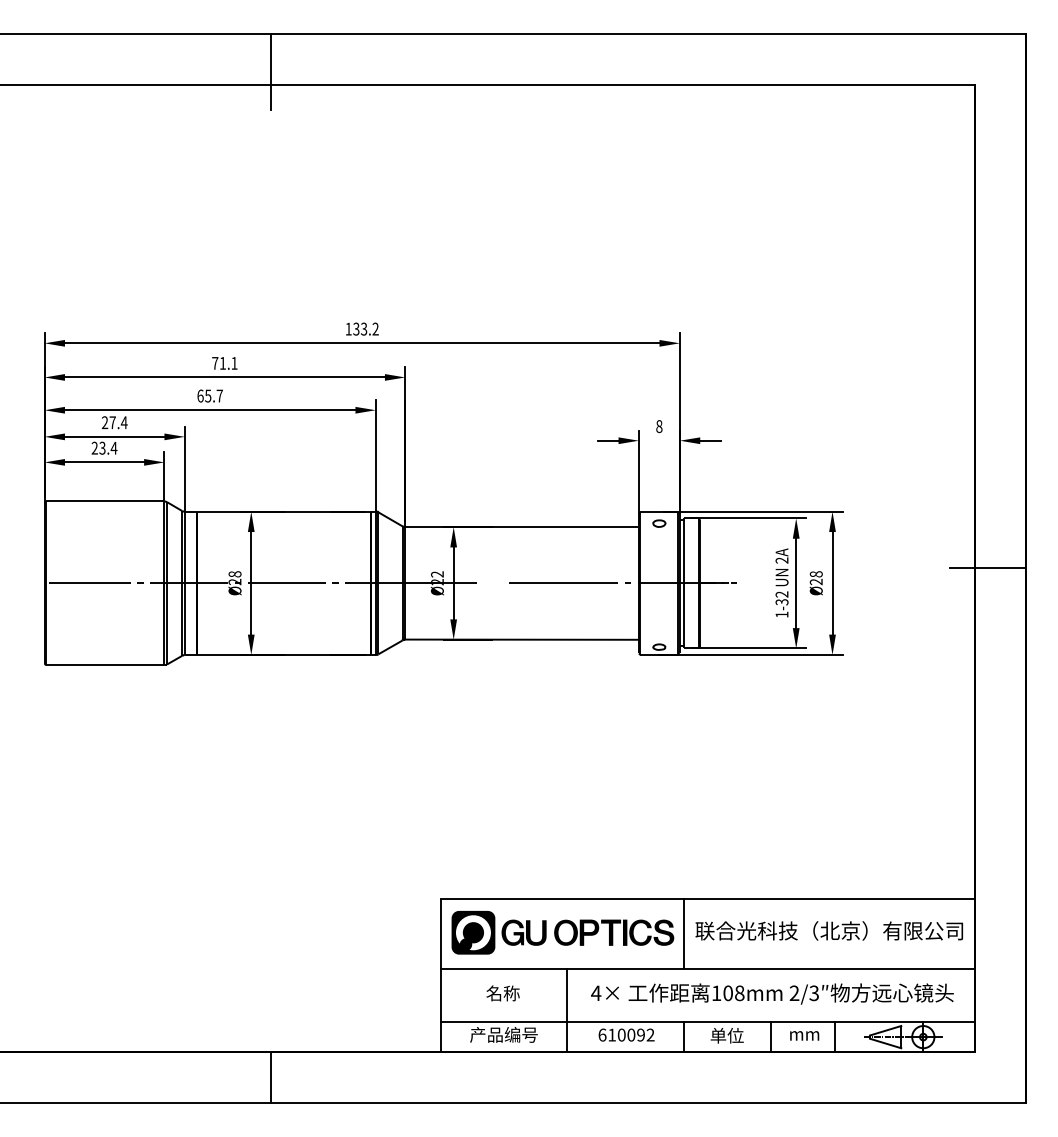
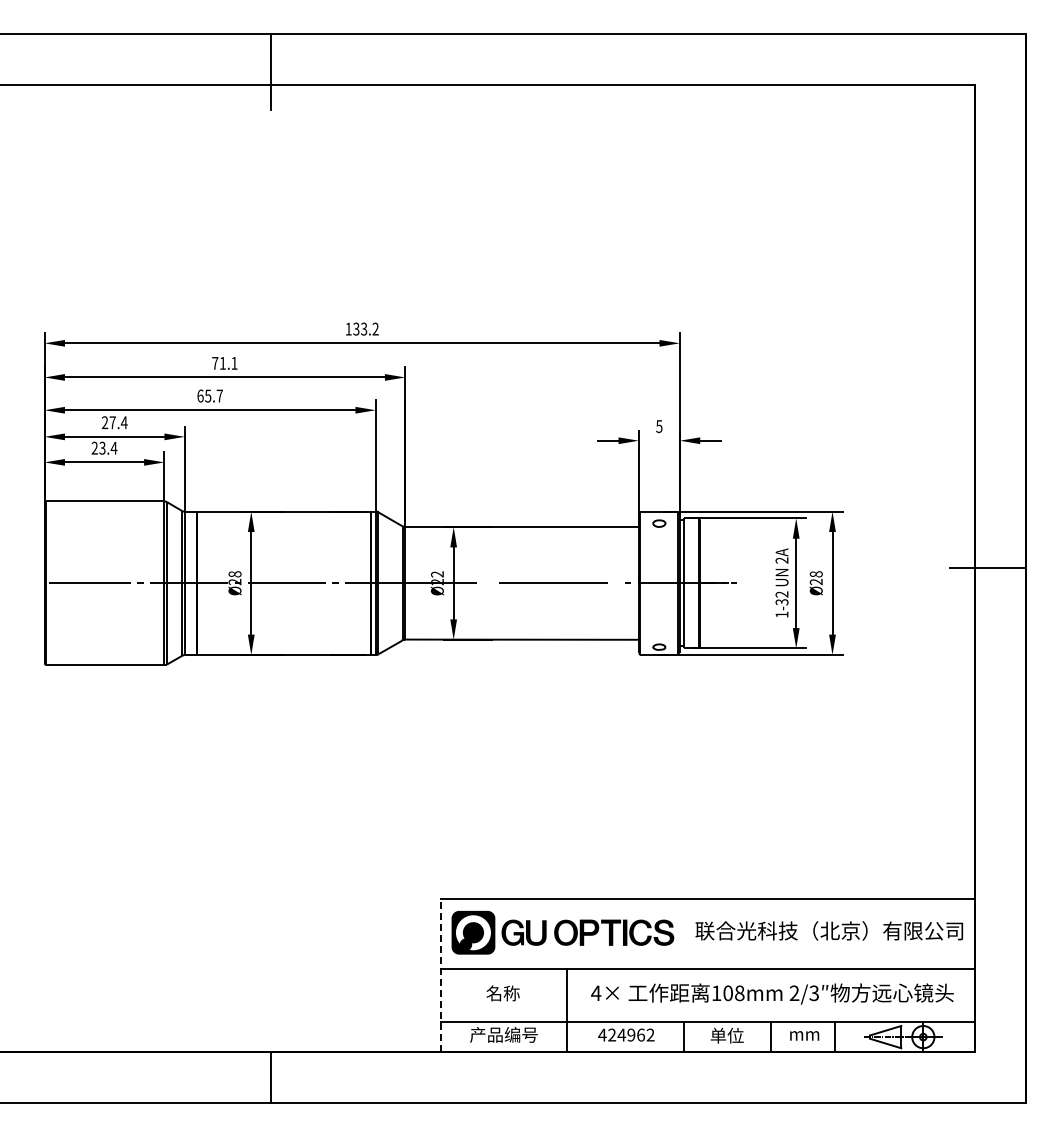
text: 8 -> 5 (659, 426)
line position: (563, 582) -> (553, 582) (553, 582)
line: present -> none (683, 933)
line: solid -> dashed (441, 975)
text: 610092 -> 424962 (621, 1034)
